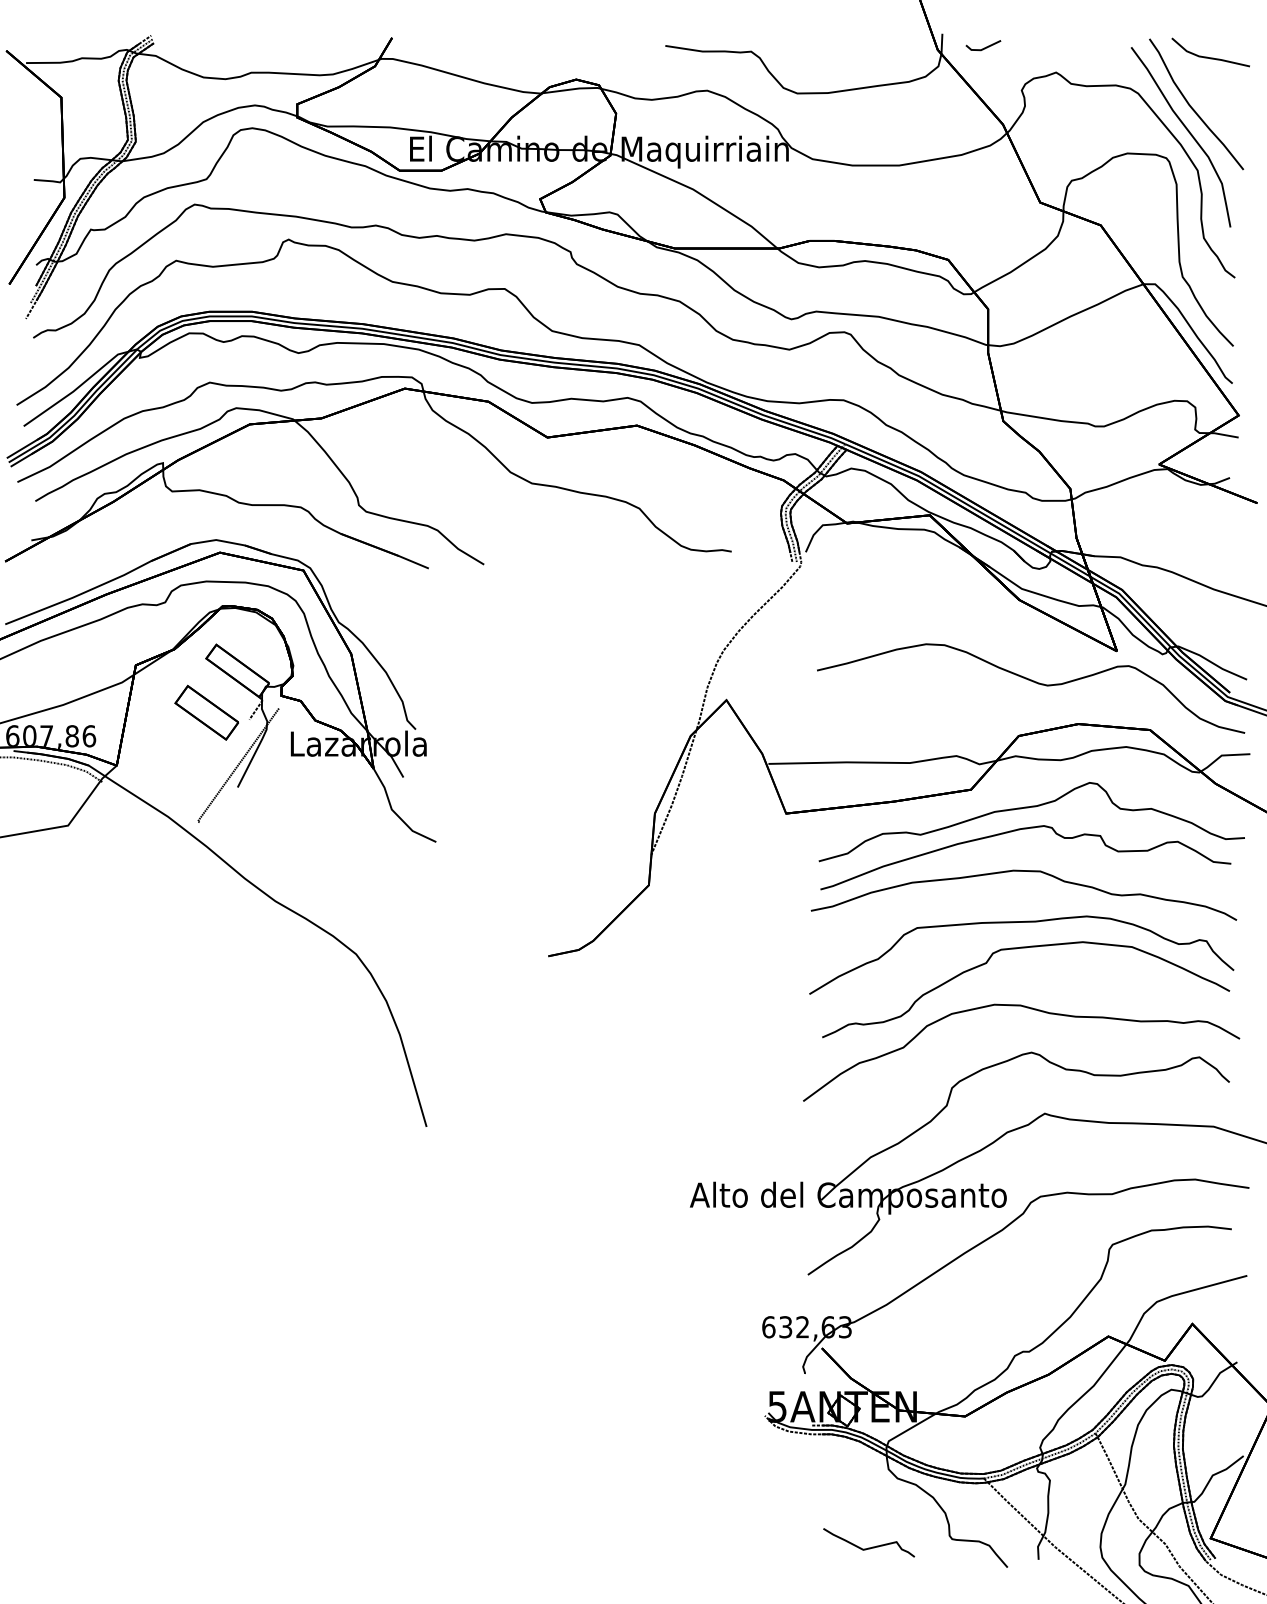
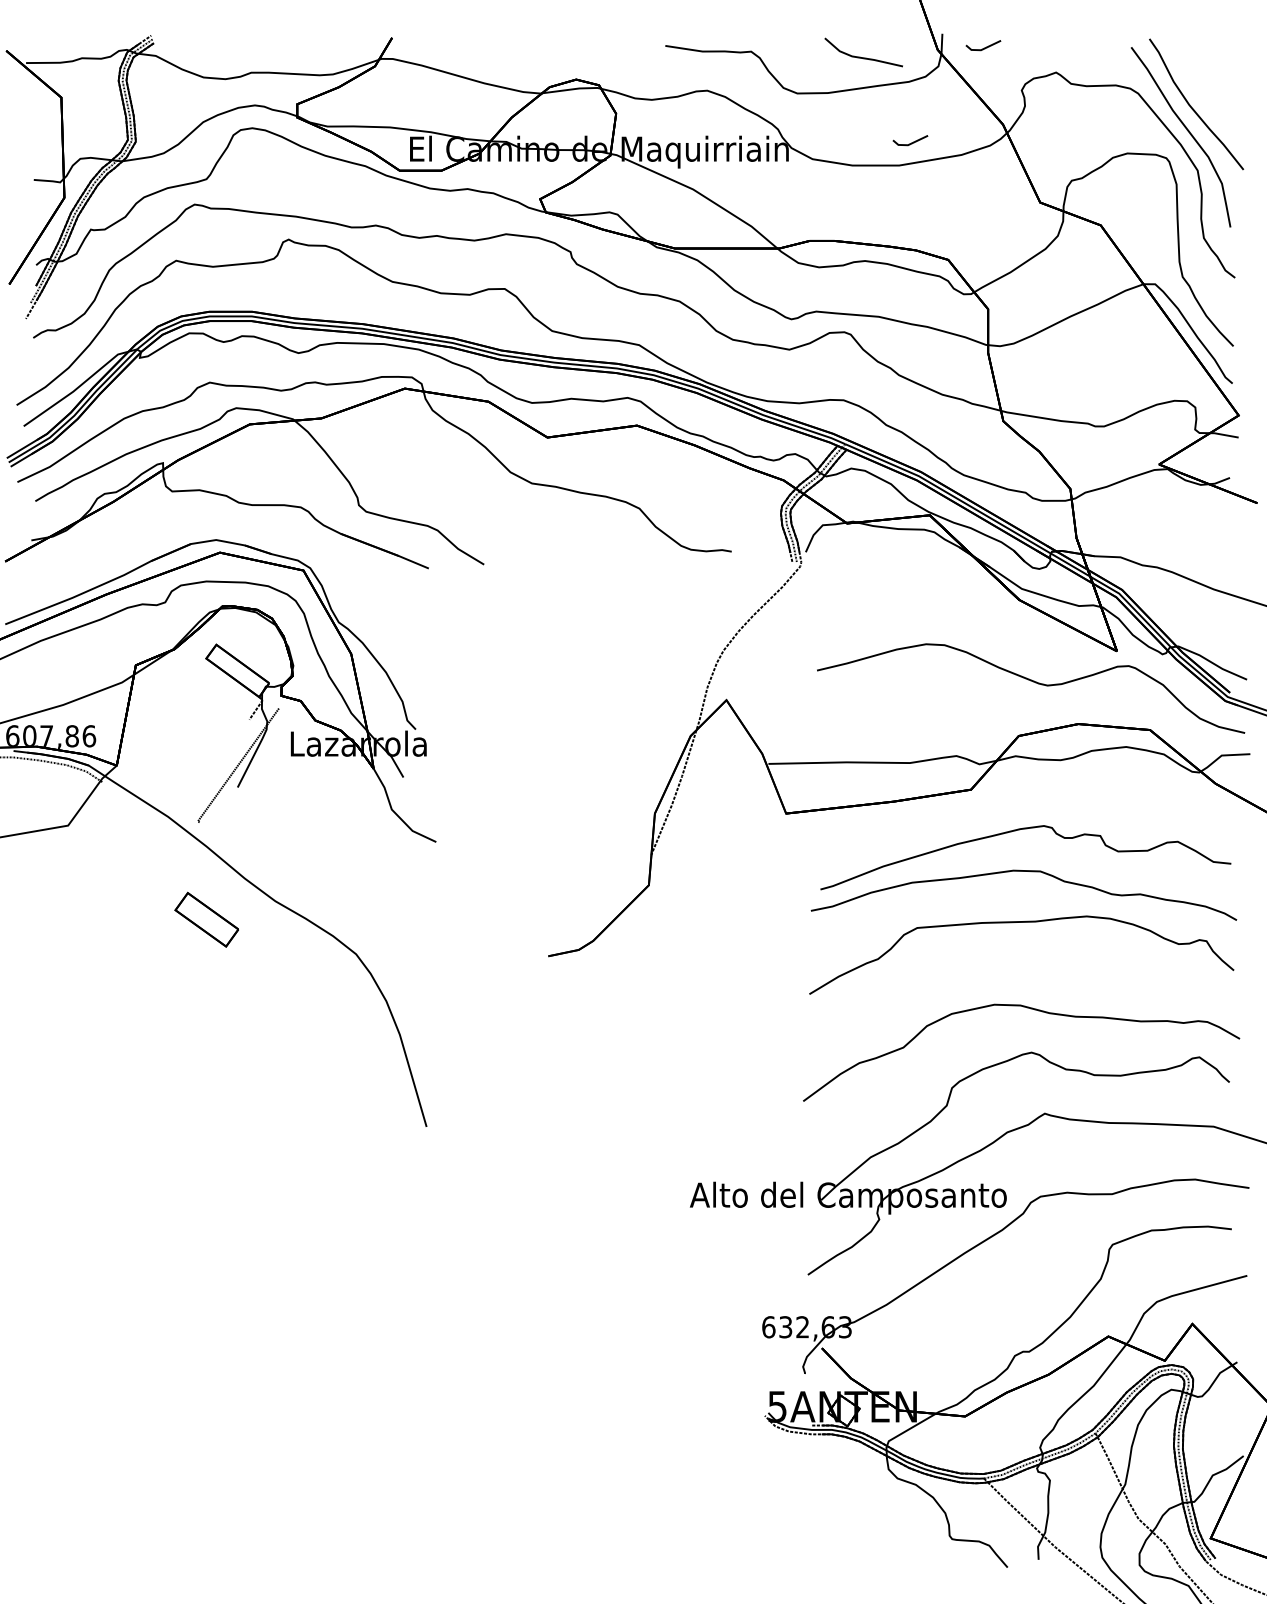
part position: (1210, 52) -> (863, 52) (863, 52)
line: none -> present (911, 142)
part position: (206, 712) -> (206, 919) (206, 919)
part: present -> none (1028, 808)
curve: present -> none (1026, 948)
curve: present -> none (872, 1546)
